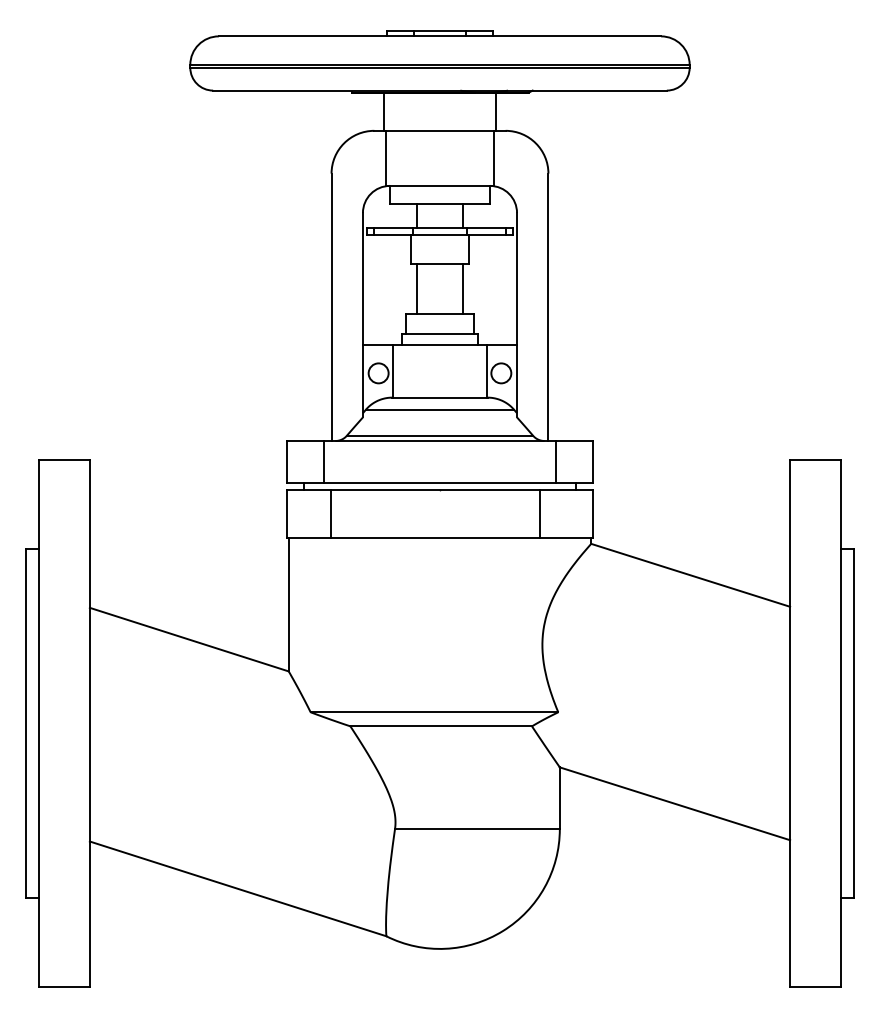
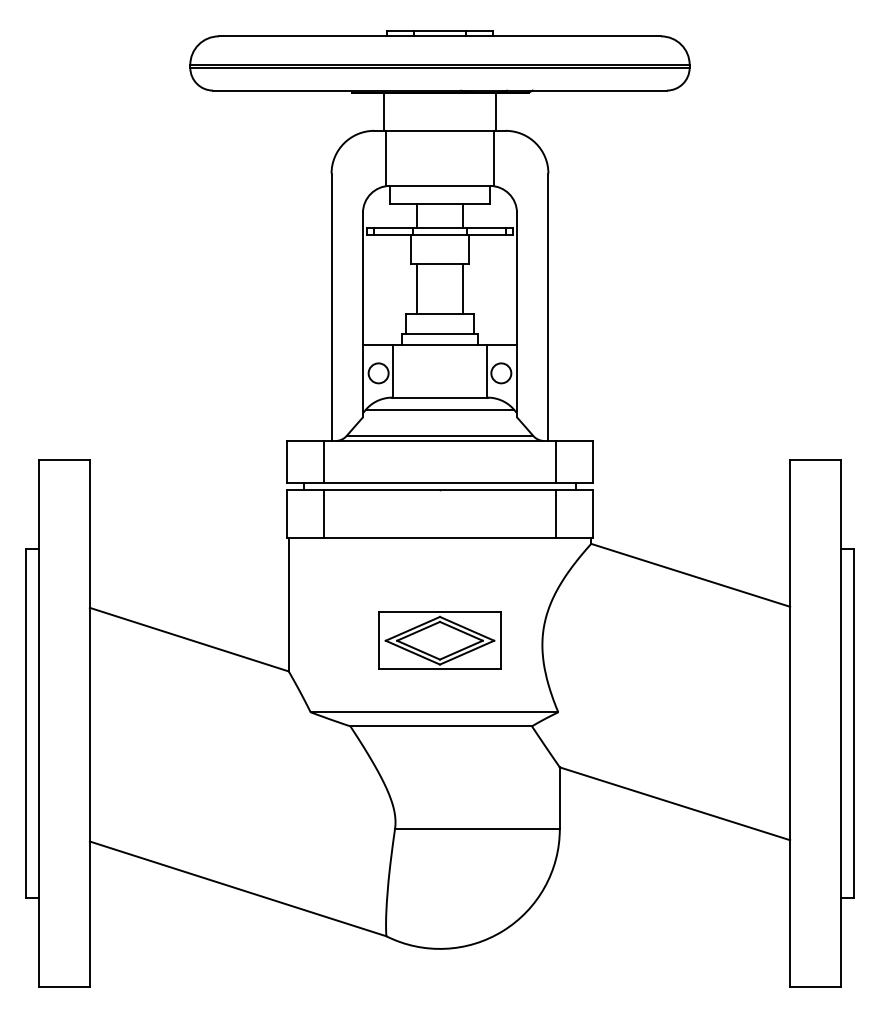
line position: (330, 513) -> (323, 513) (323, 513)
line position: (540, 513) -> (556, 513) (556, 513)
part: none -> present (439, 640)
